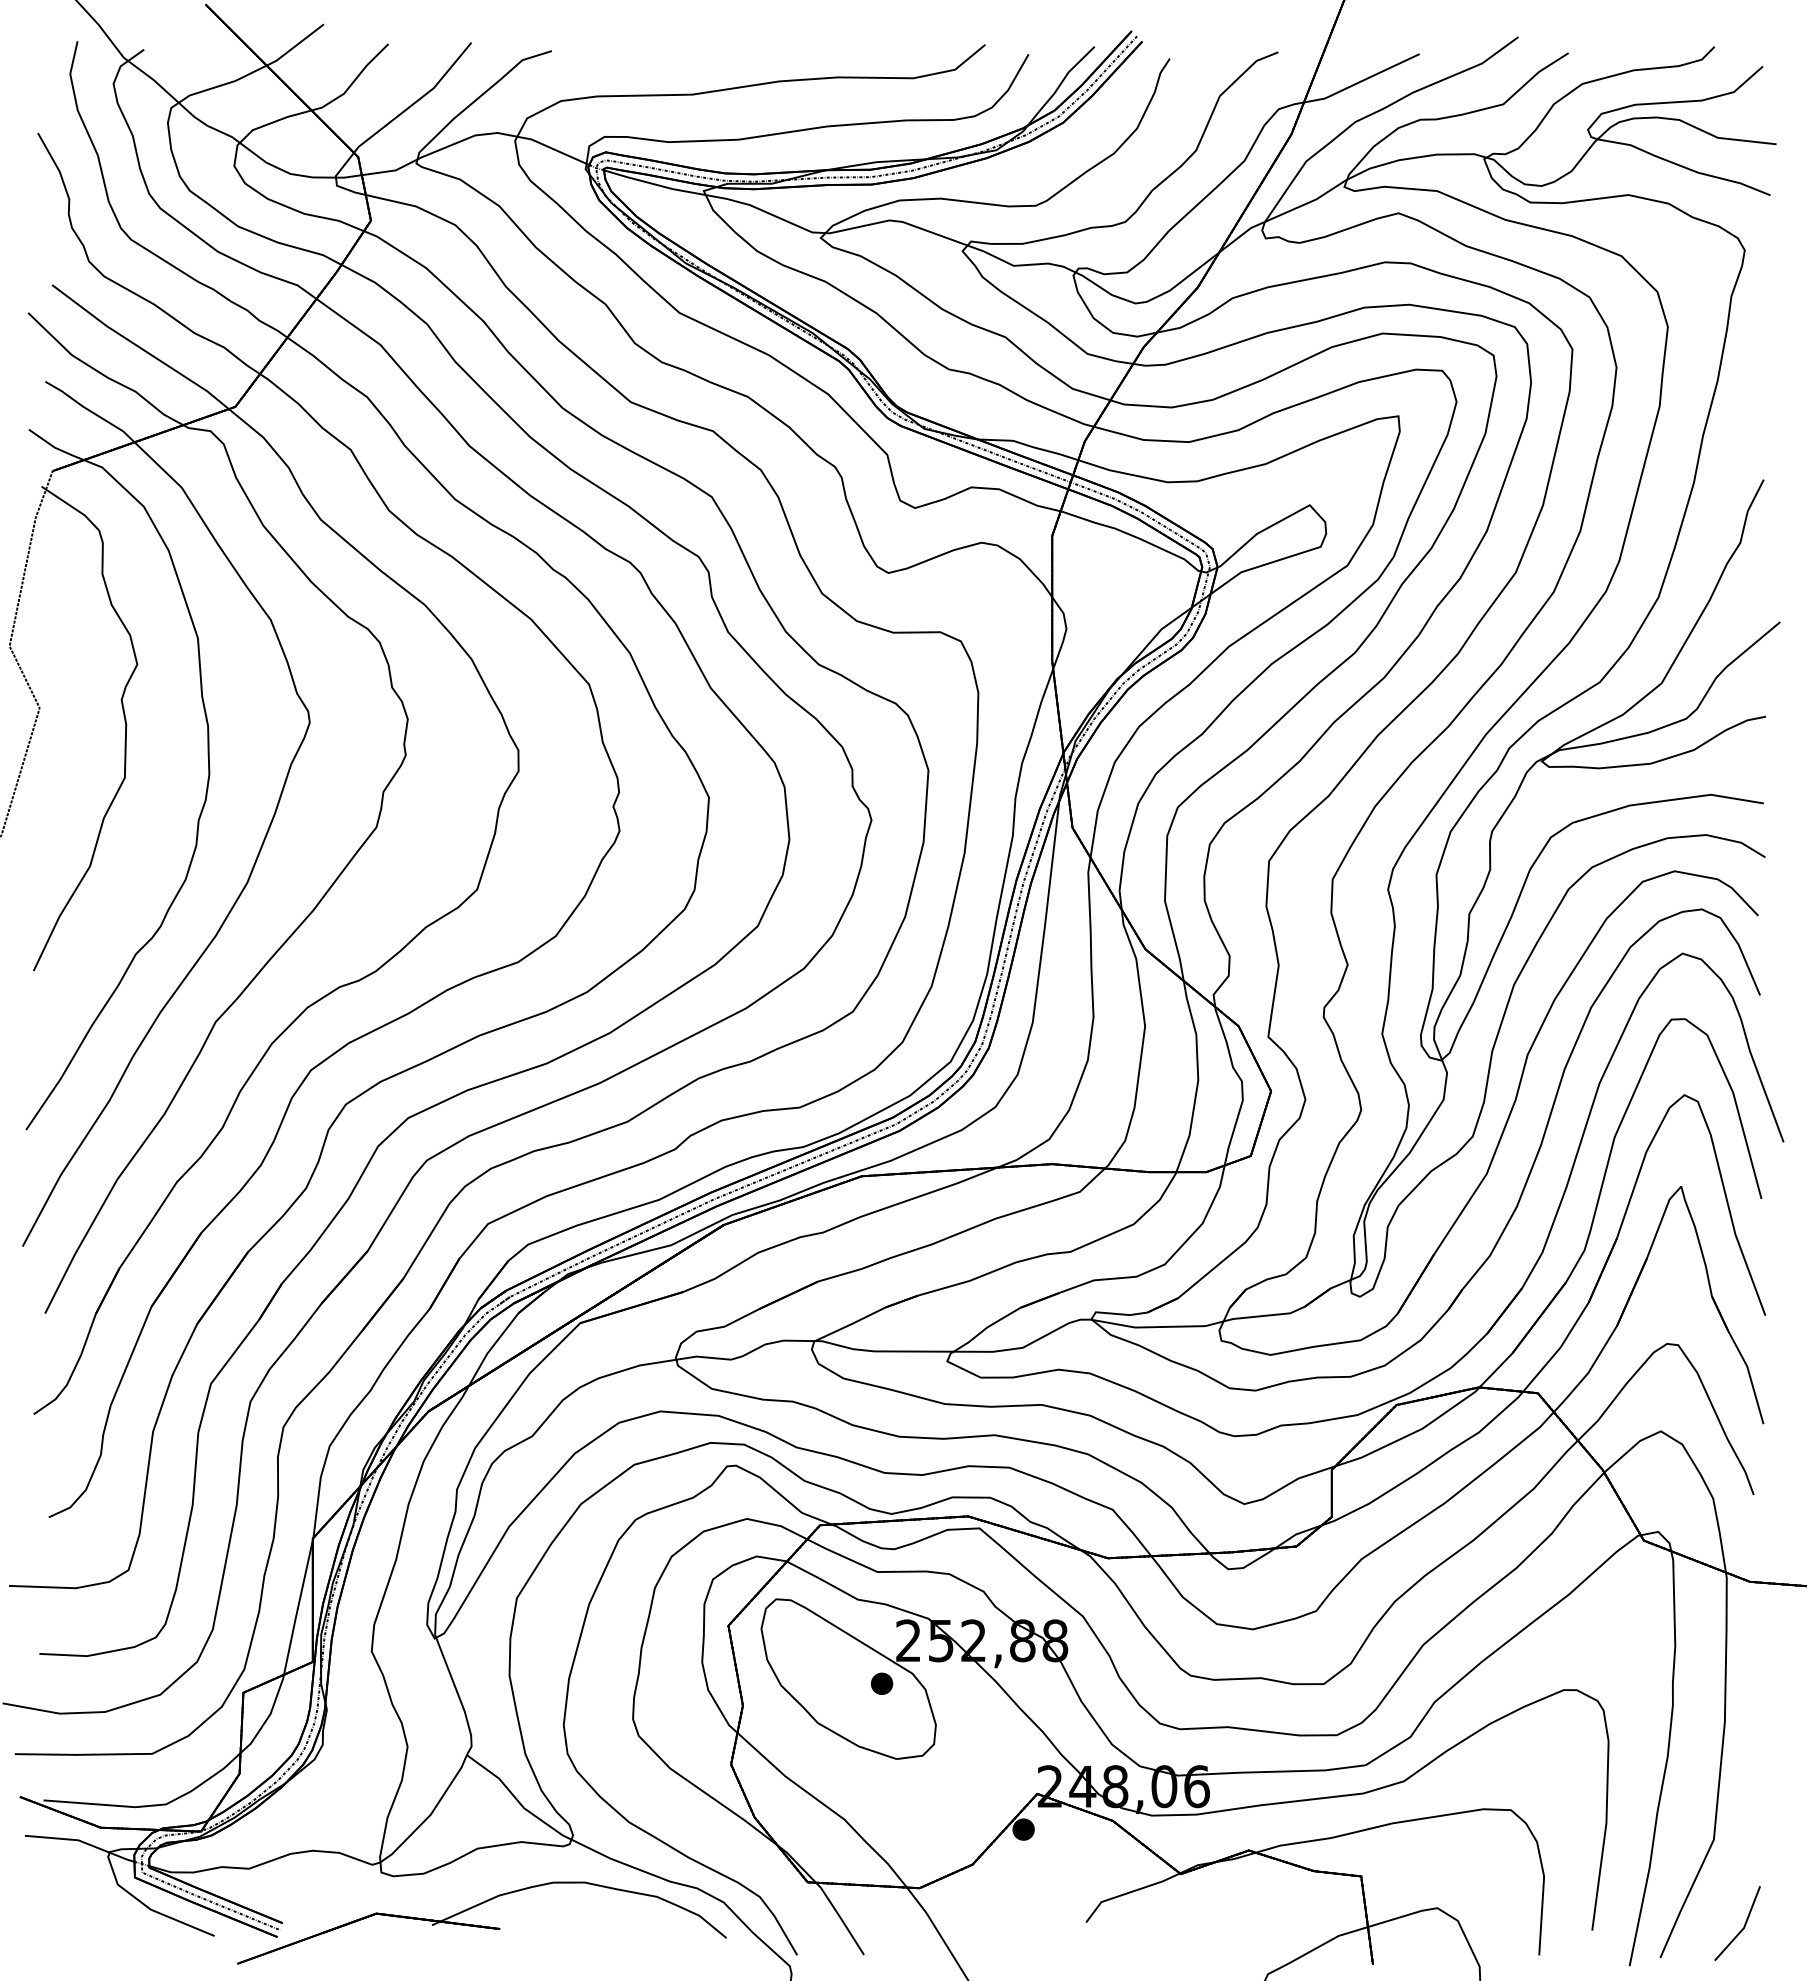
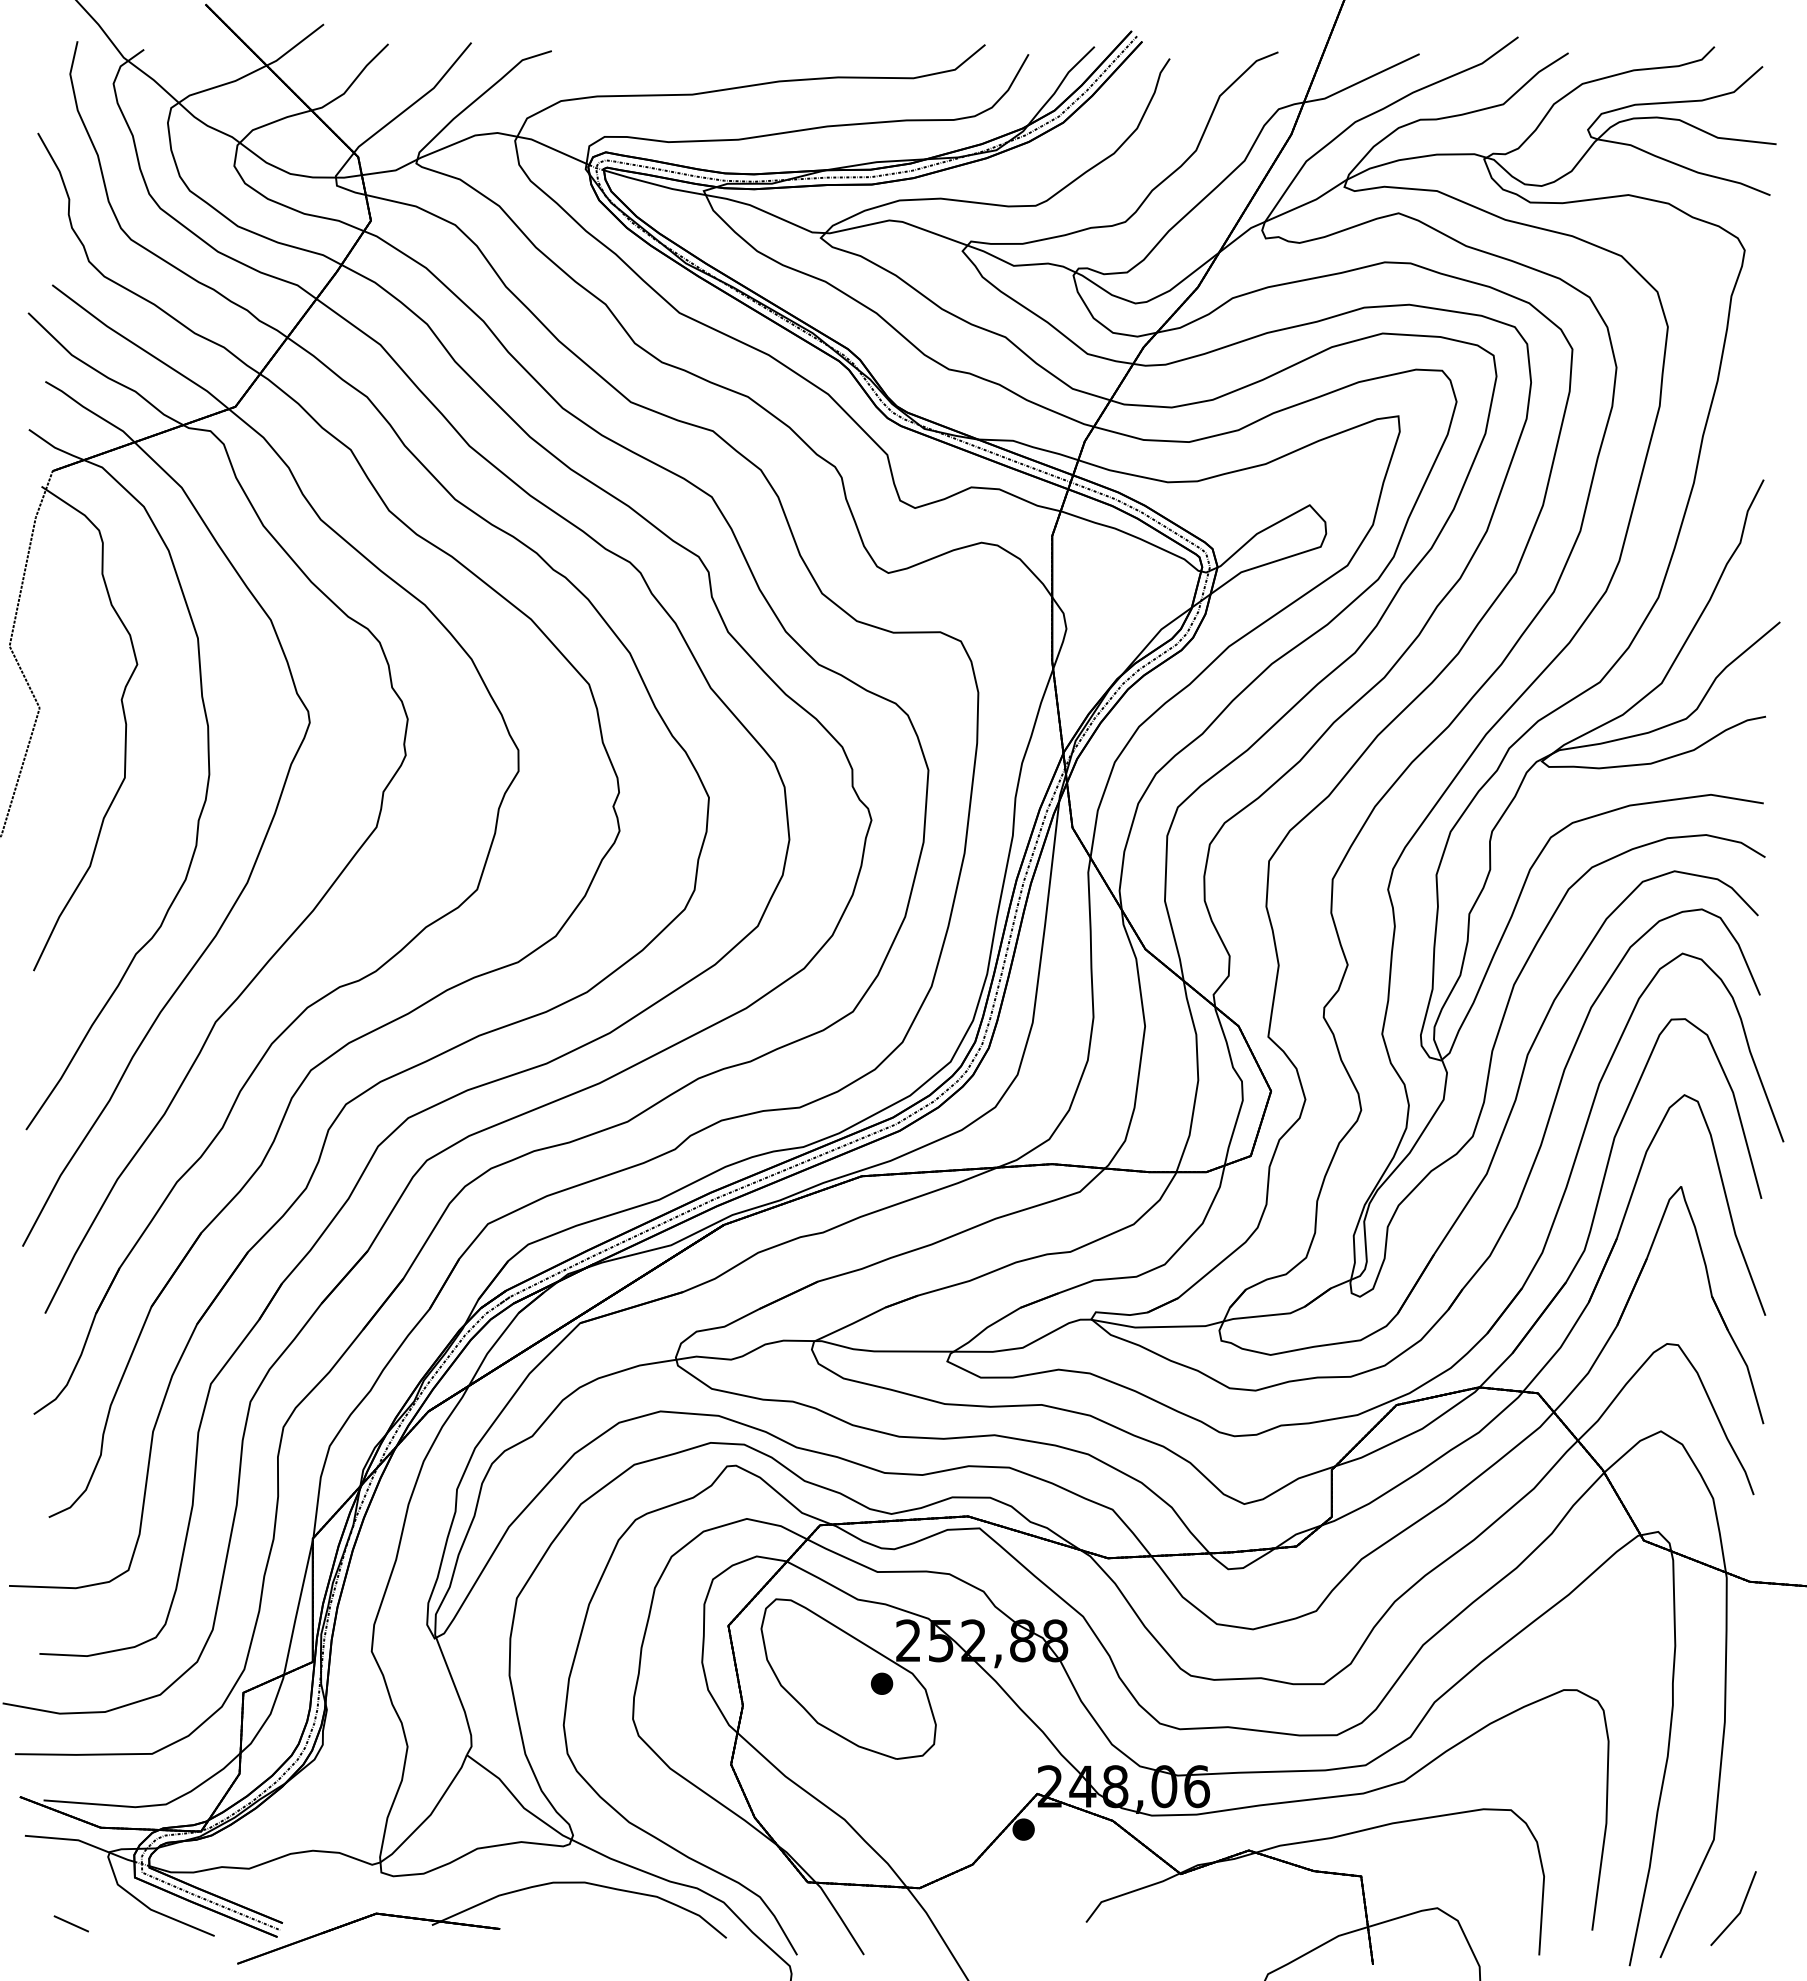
line: none -> present (70, 1923)
line position: (1743, 1926) -> (1739, 1911) (1739, 1911)
